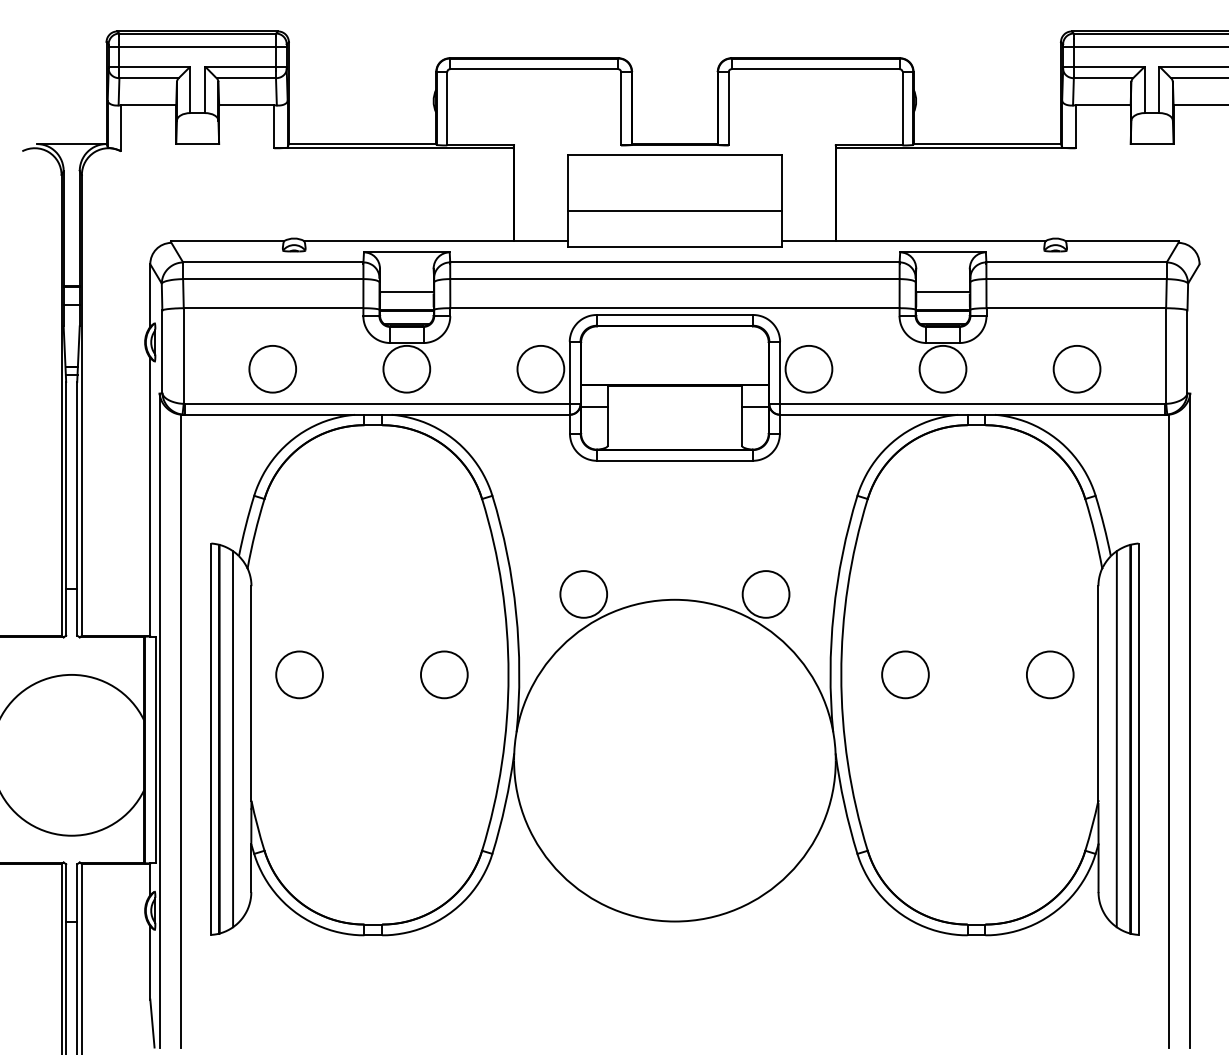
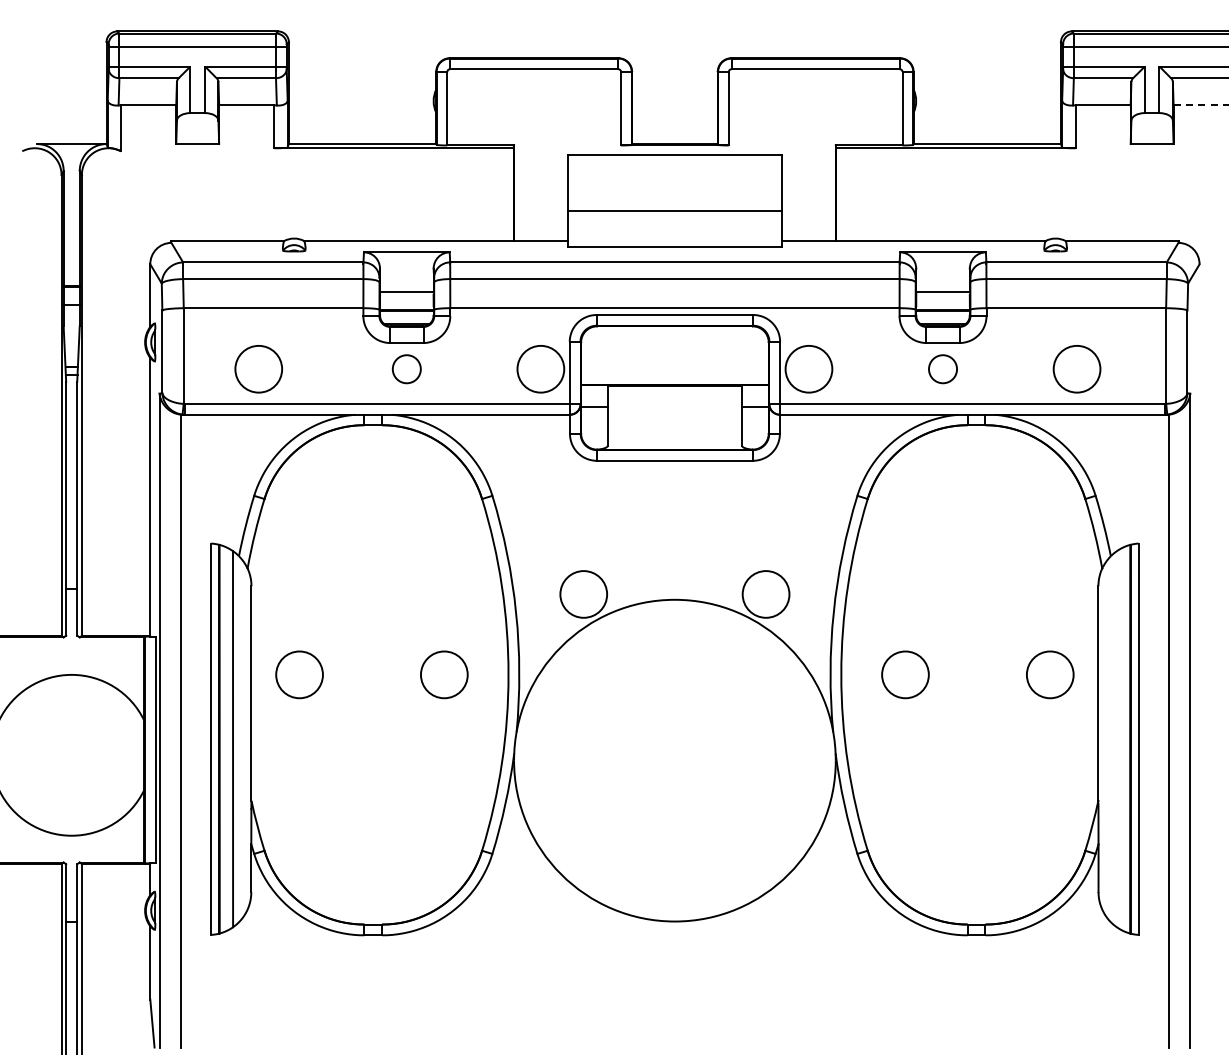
line: solid -> dashed (1201, 105)
circle diameter: 47 px -> 28 px (406, 369)
circle diameter: 47 px -> 28 px (942, 369)
circle position: (272, 369) -> (258, 369) (258, 369)
line: present -> none (1116, 739)
